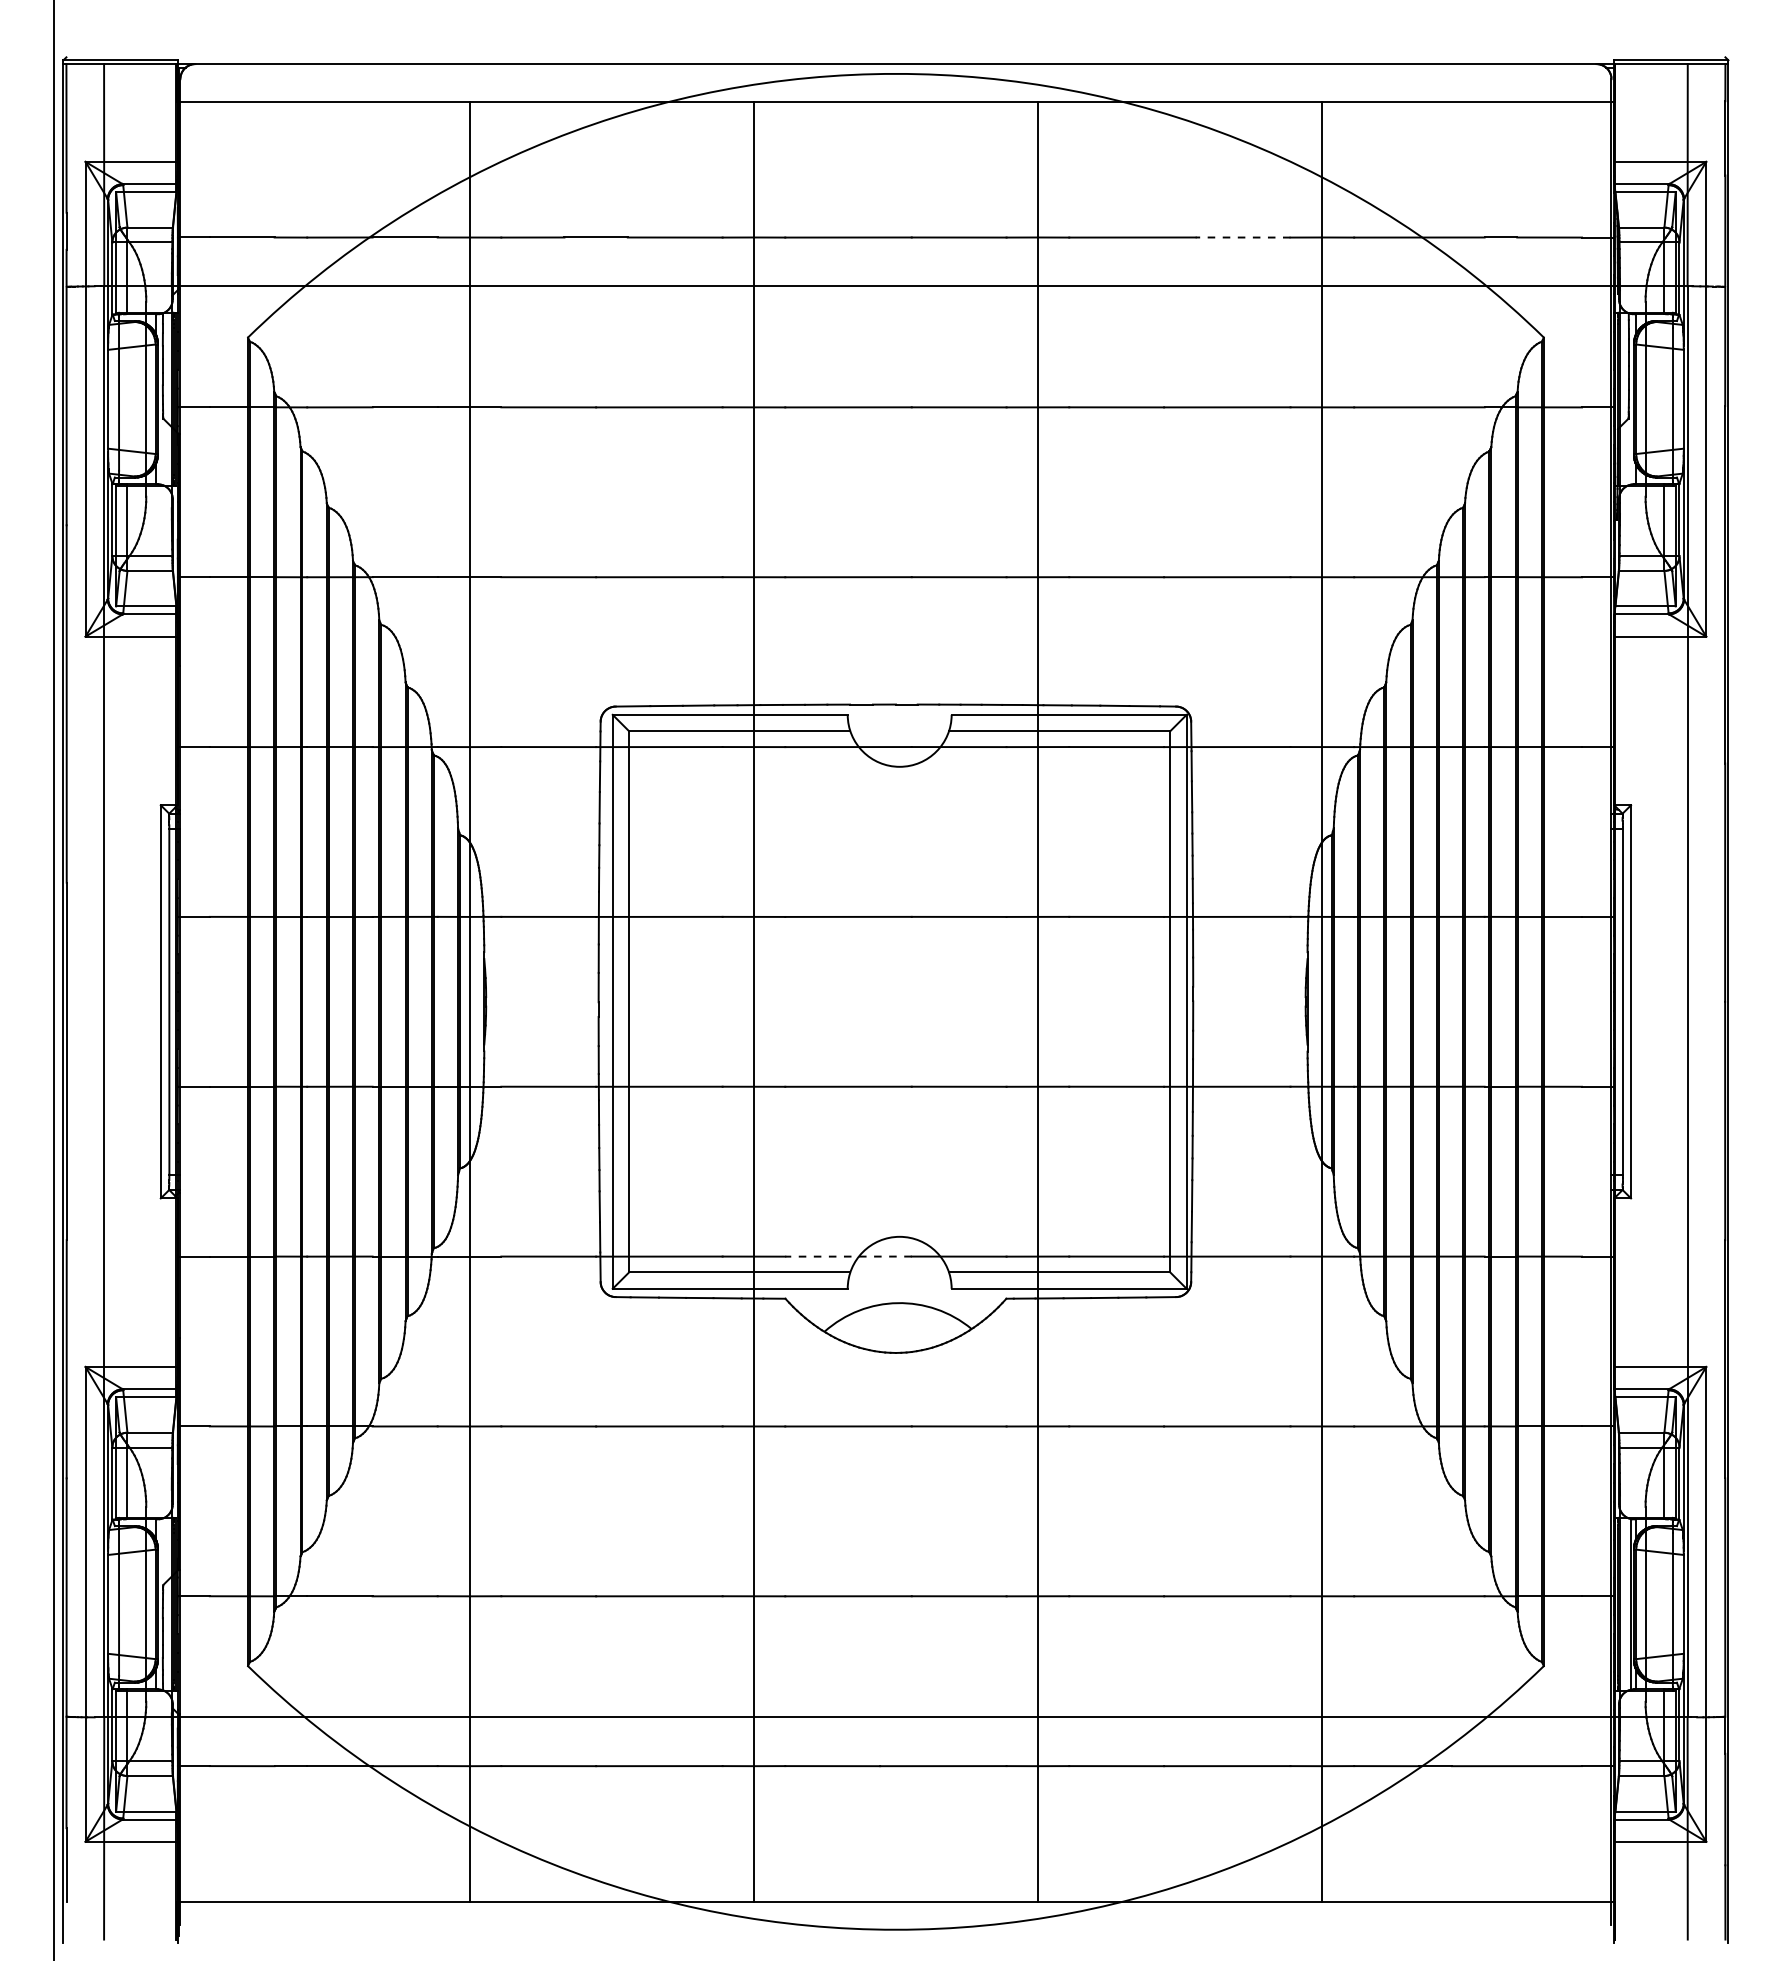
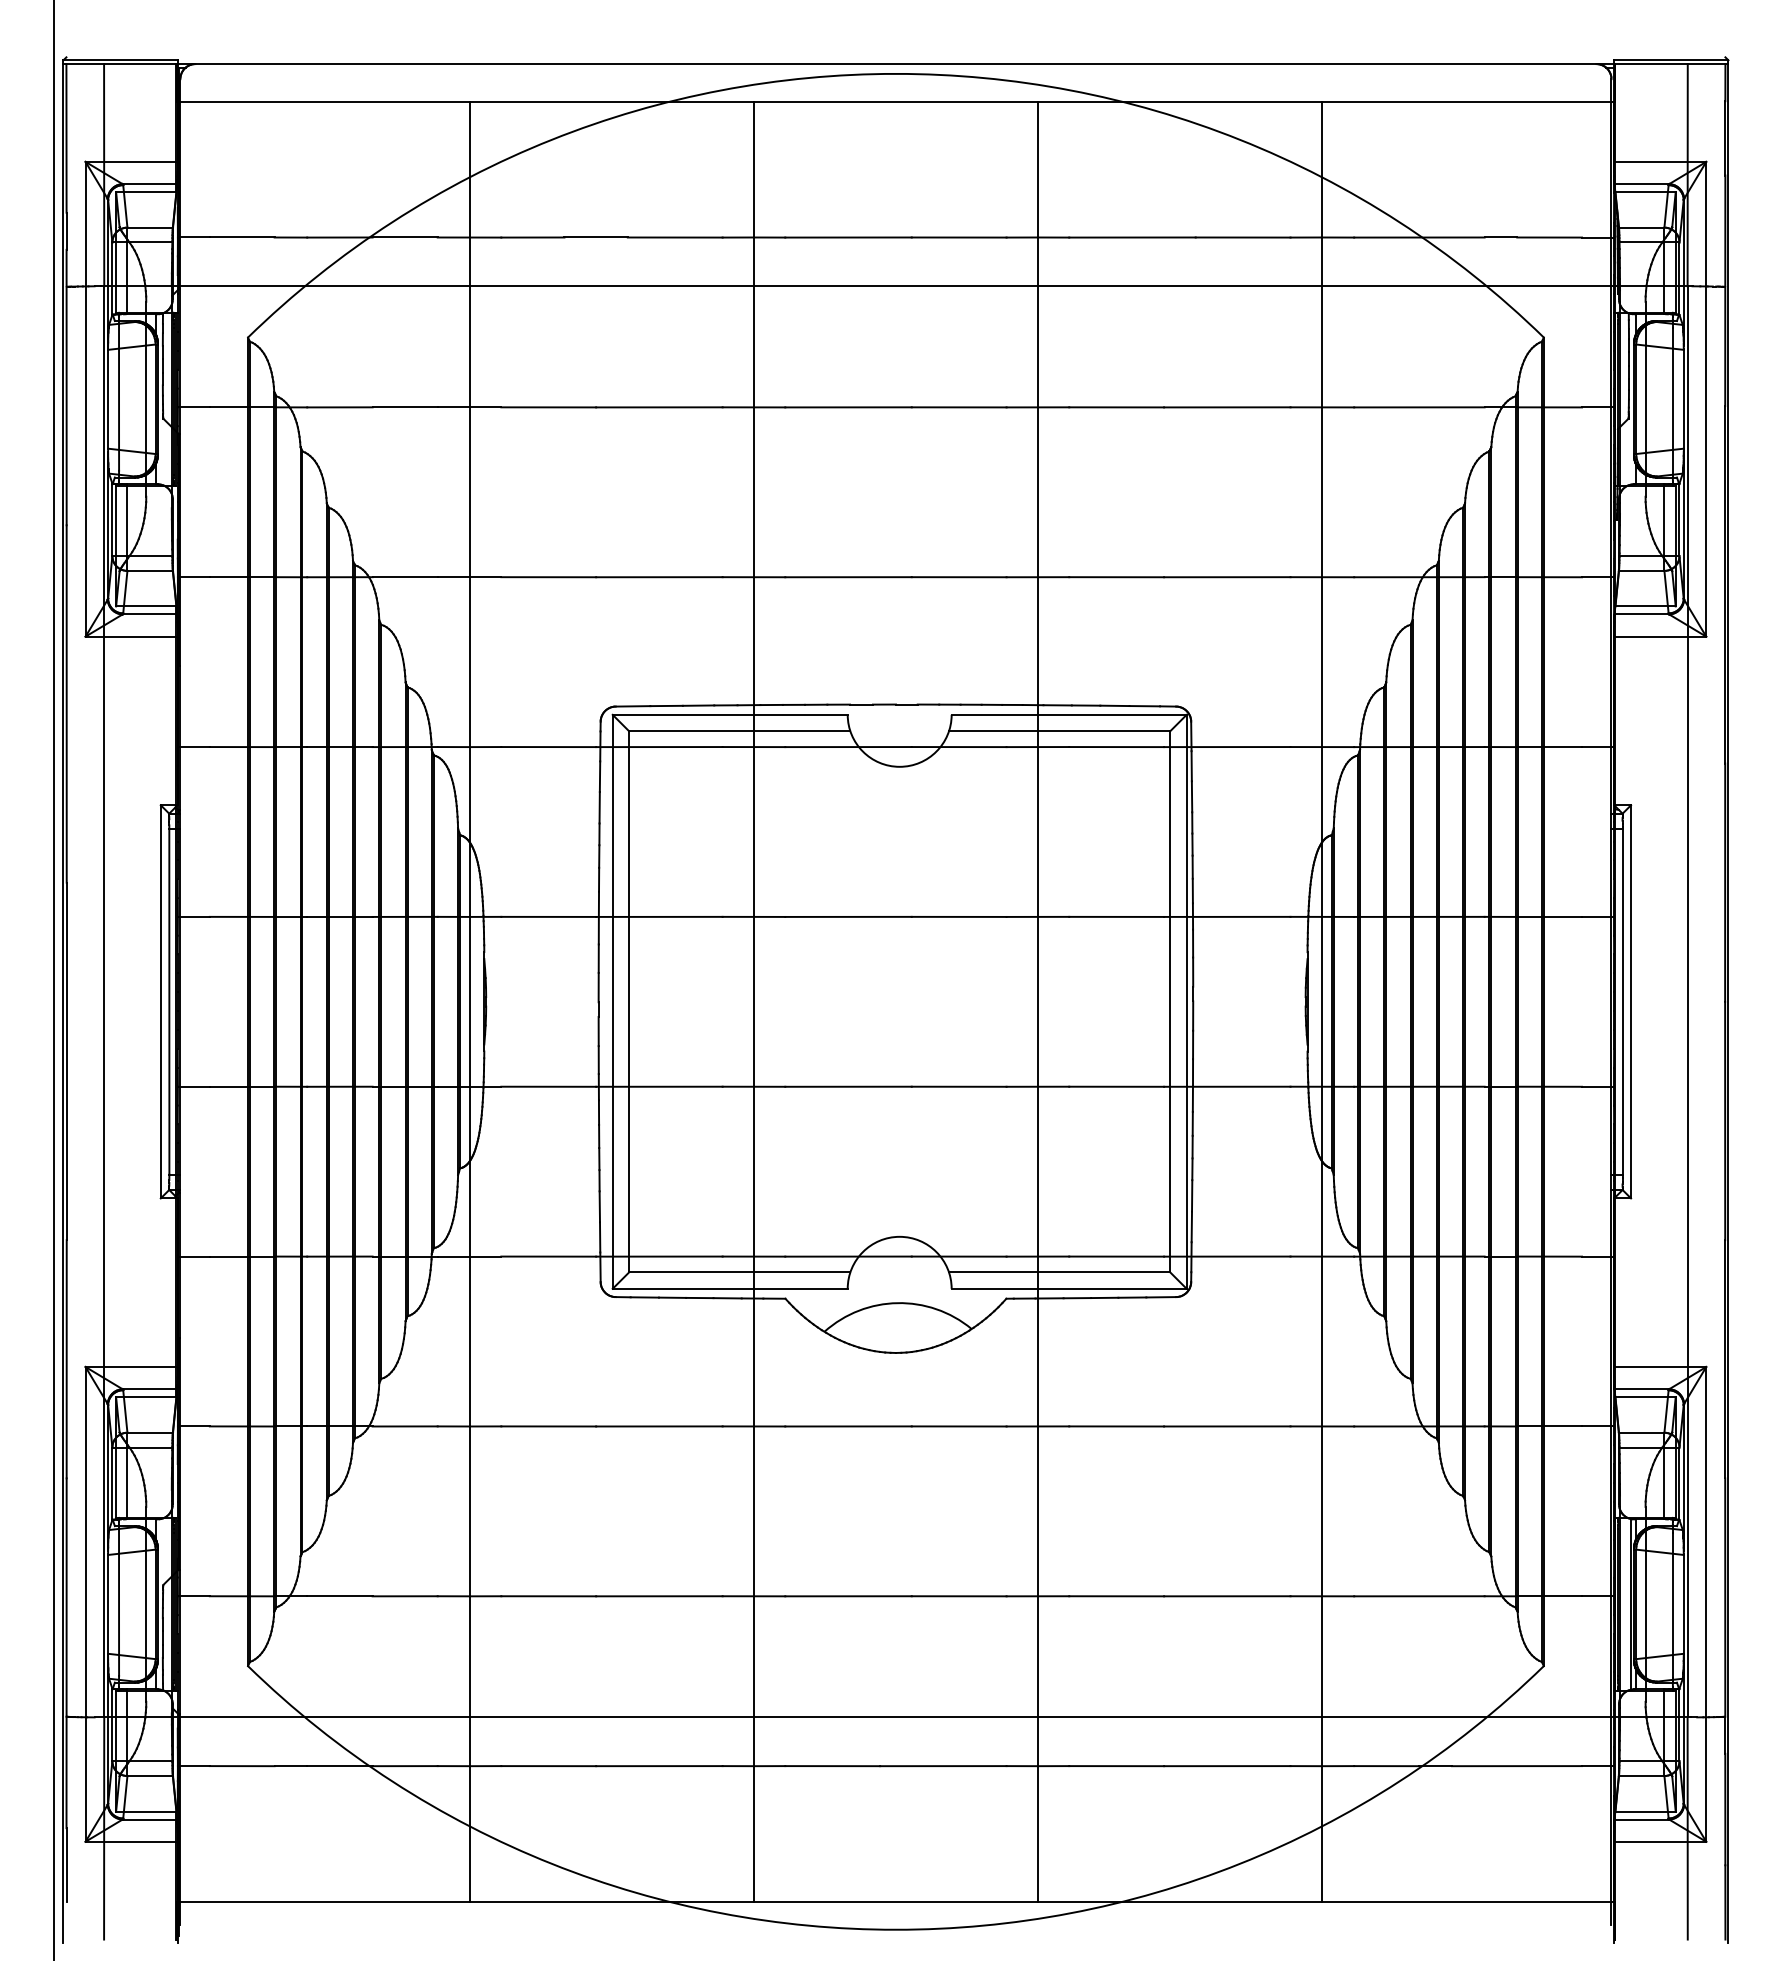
line: dashed -> solid (1242, 237)
line: dashed -> solid (848, 1256)
